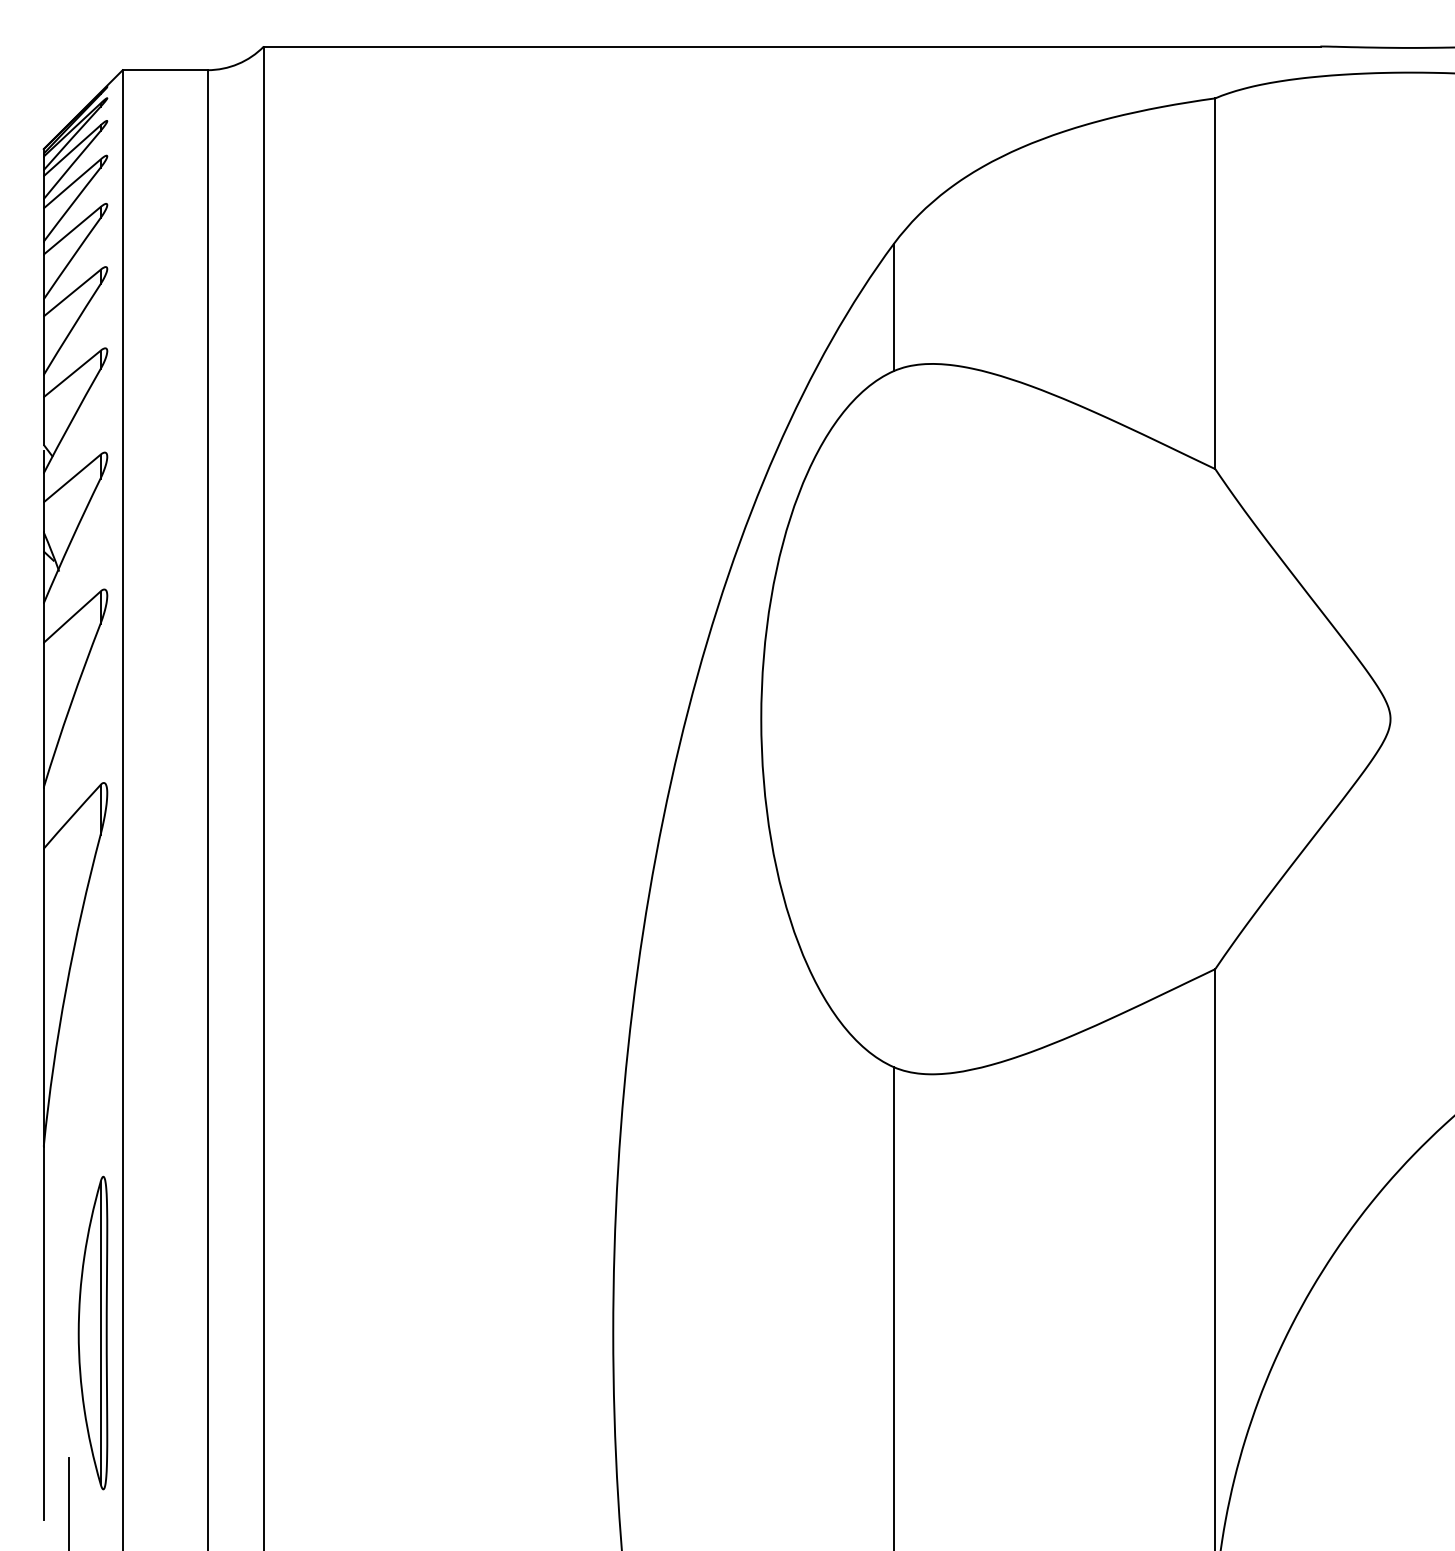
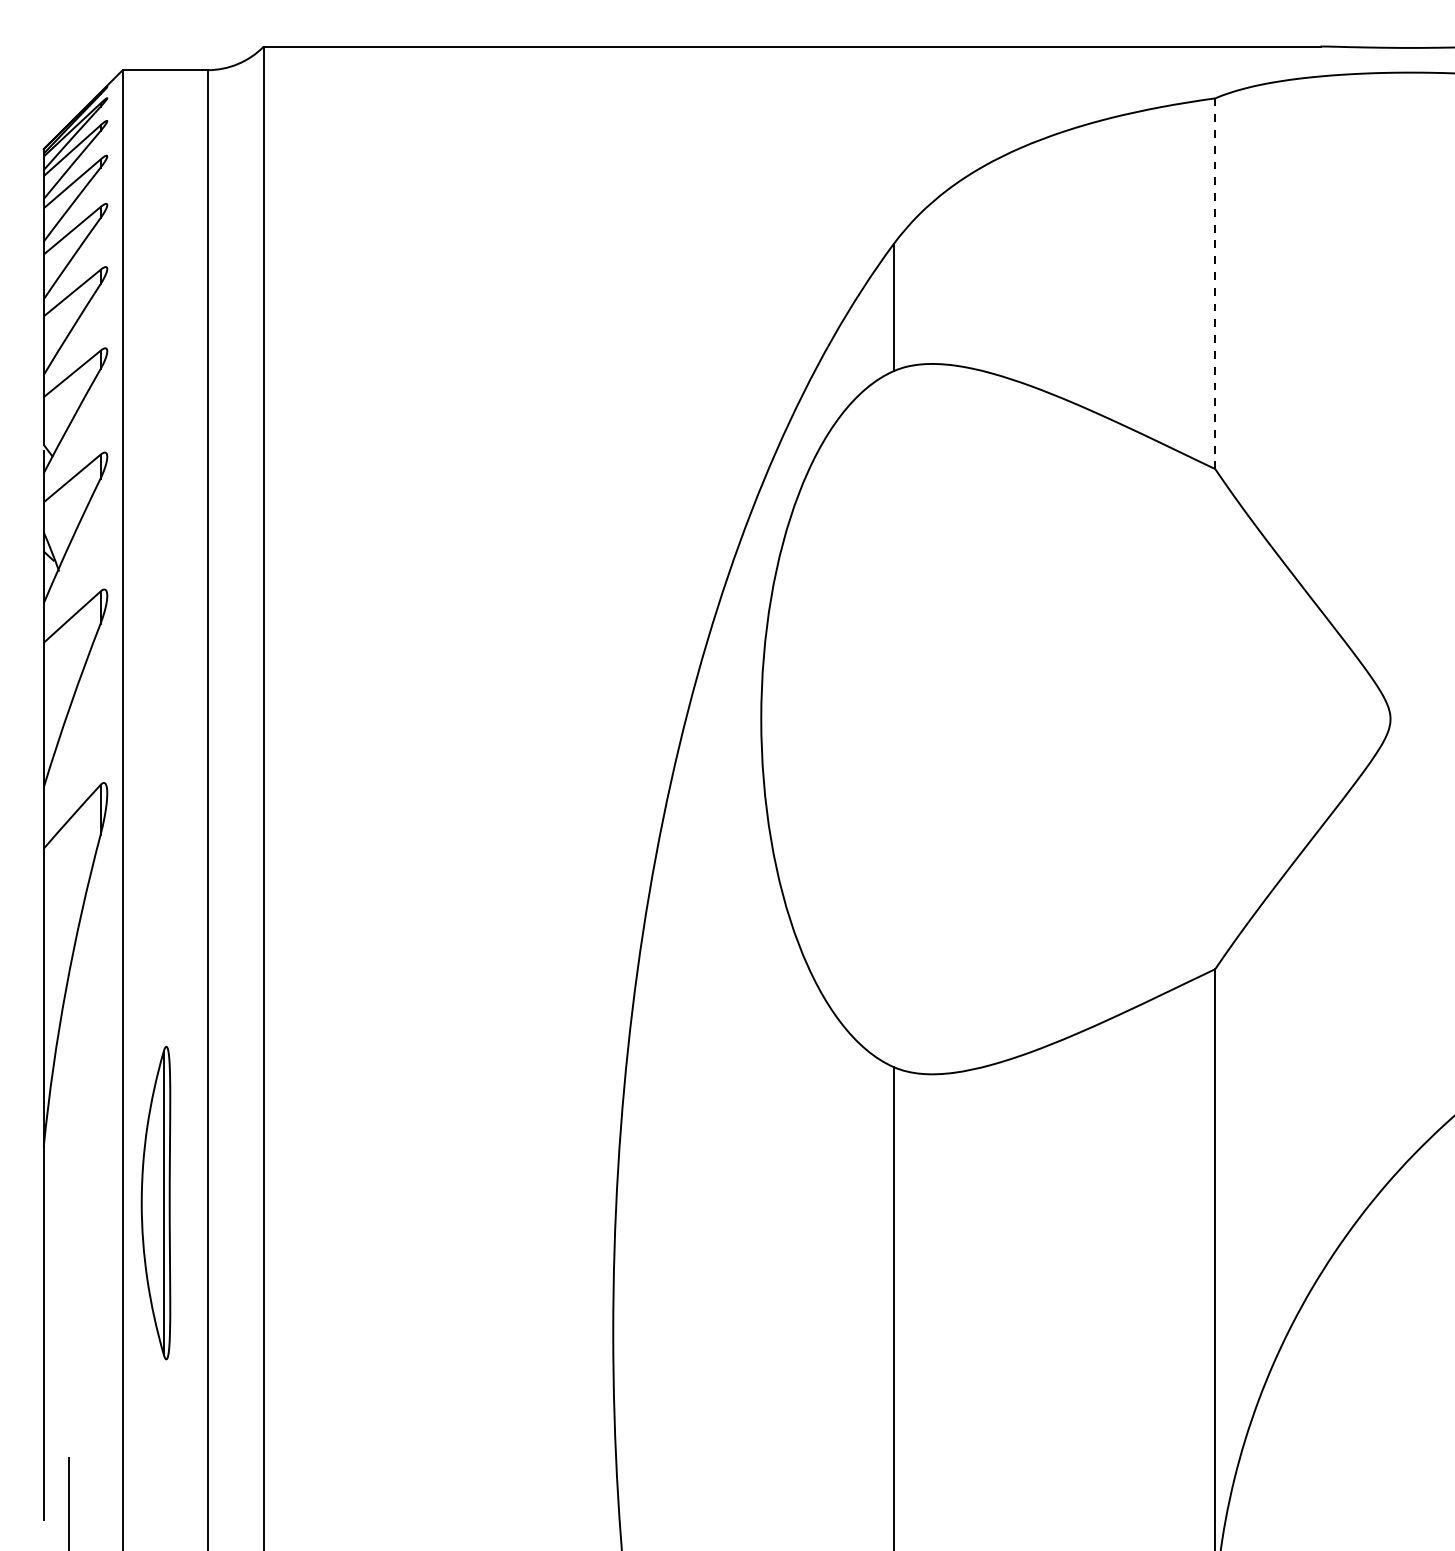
line: solid -> dashed (1215, 284)
part position: (92, 1332) -> (155, 1202) (155, 1202)
